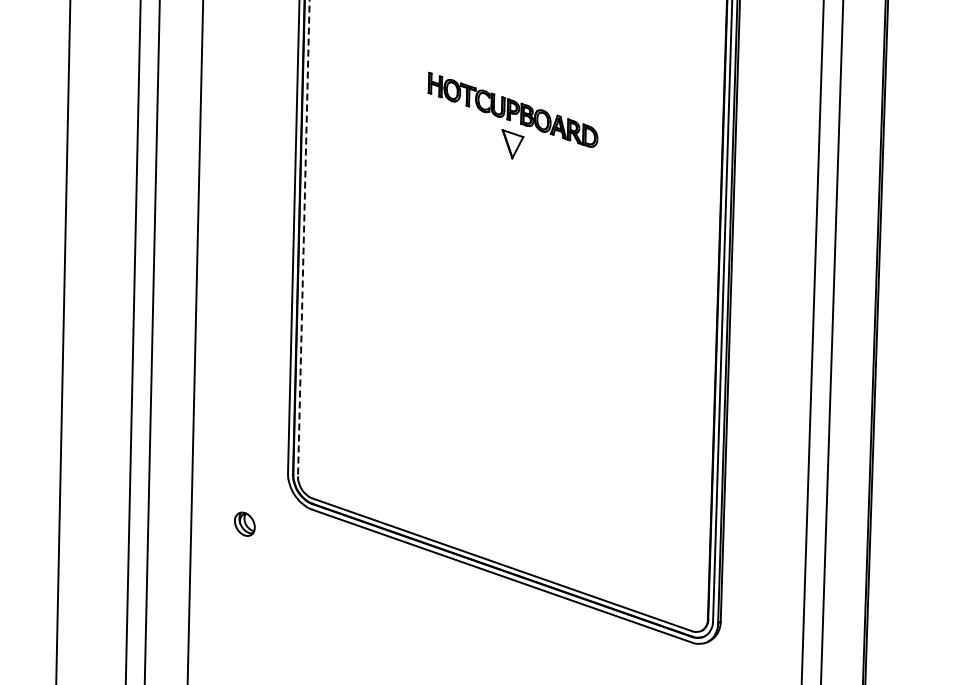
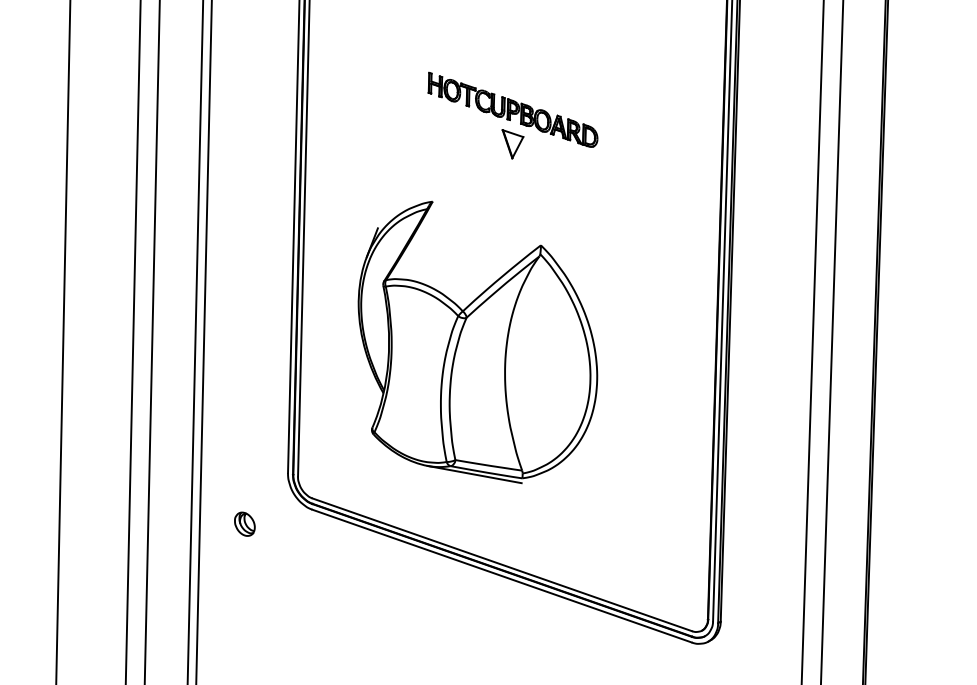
line: dashed -> solid (303, 238)
line: none -> present (203, 341)
part: none -> present (477, 342)
